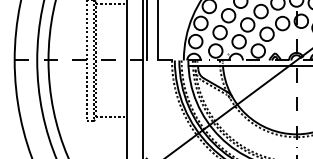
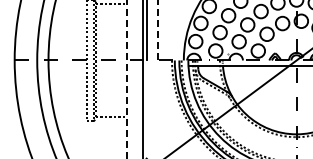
line: solid -> dashed (157, 29)
line: solid -> dashed (127, 79)
